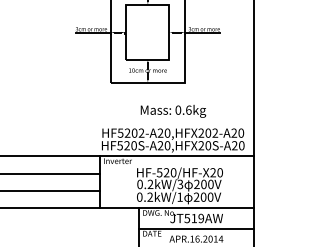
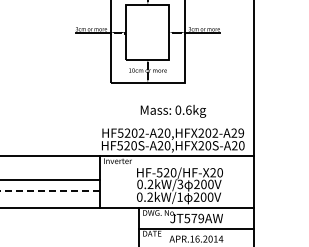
text: HF5202-A20,HFX202-A20 -> HF5202-A20,HFX202-A29 (240, 133)
line position: (50, 173) -> (50, 179) (50, 179)
line: solid -> dashed (49, 190)
text: JT519AW -> JT579AW (194, 218)
